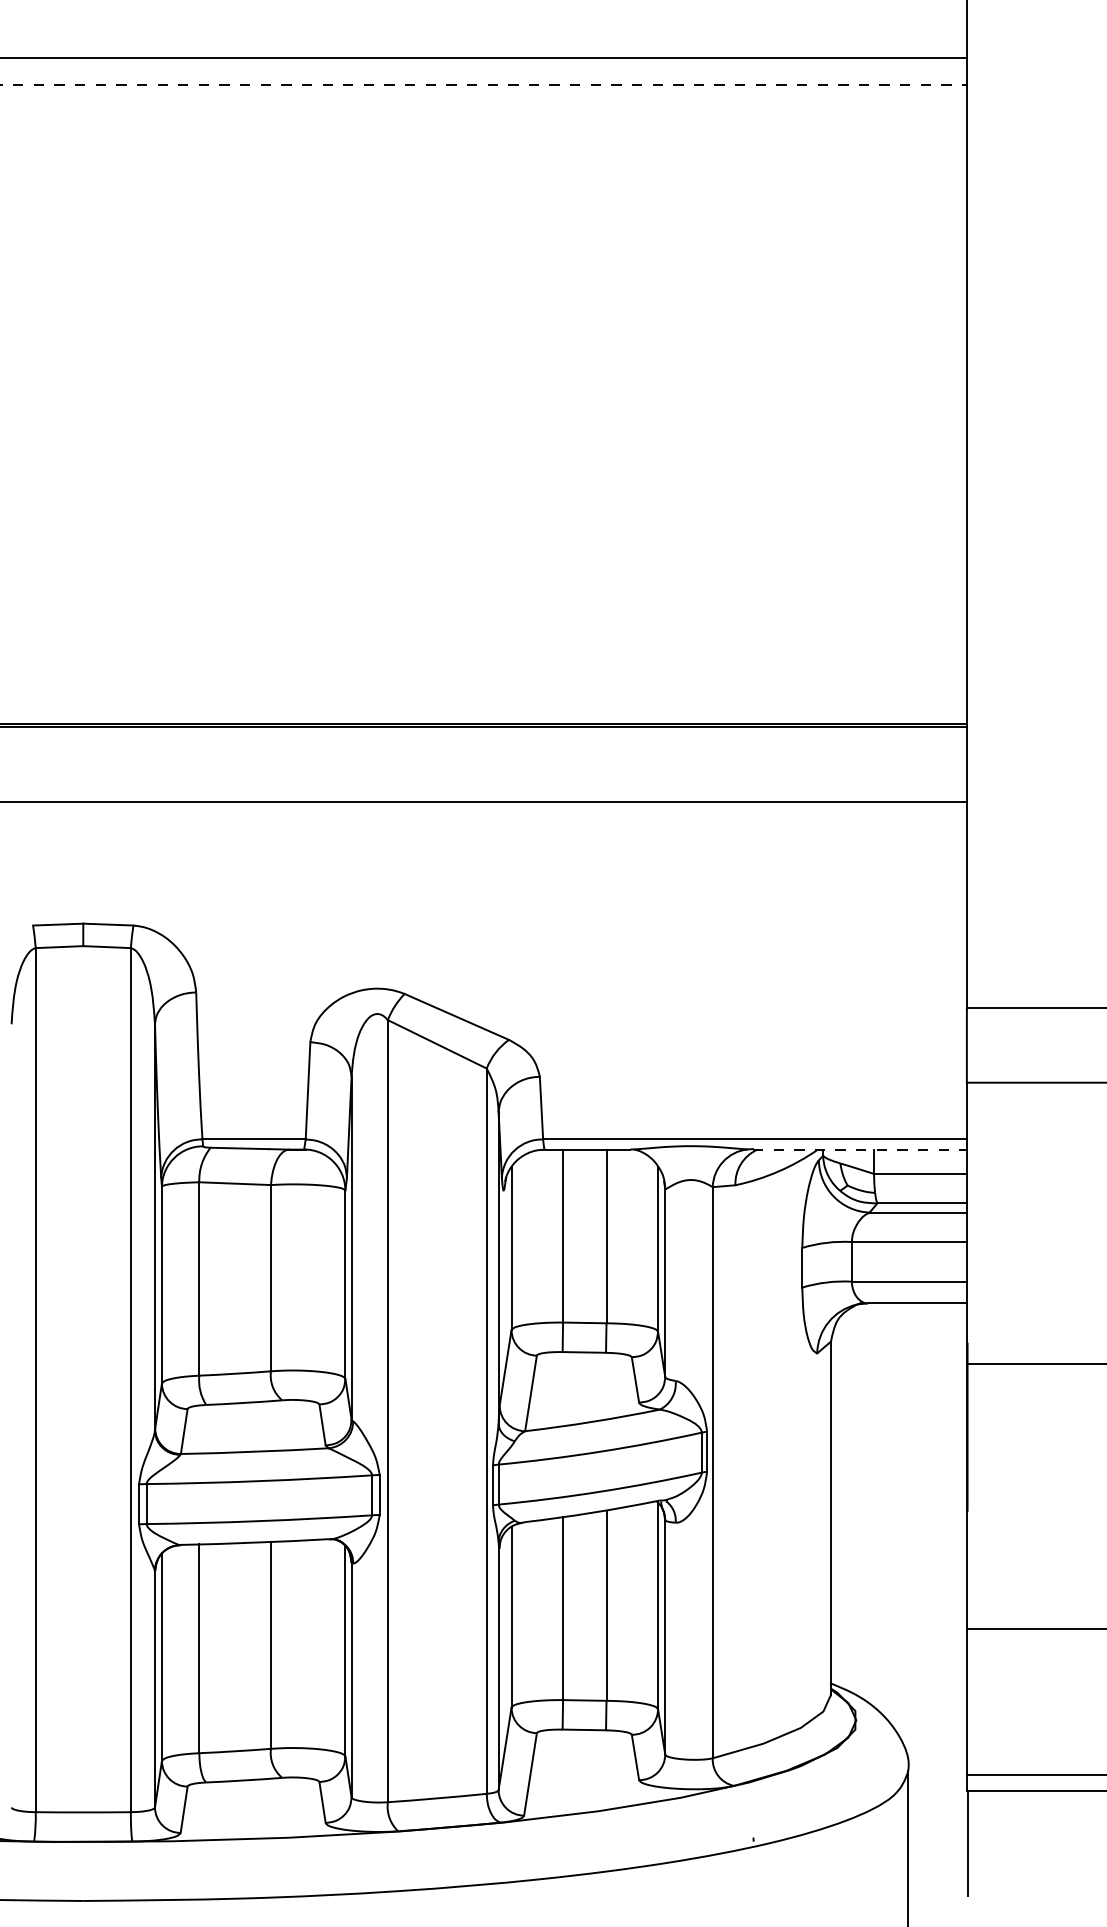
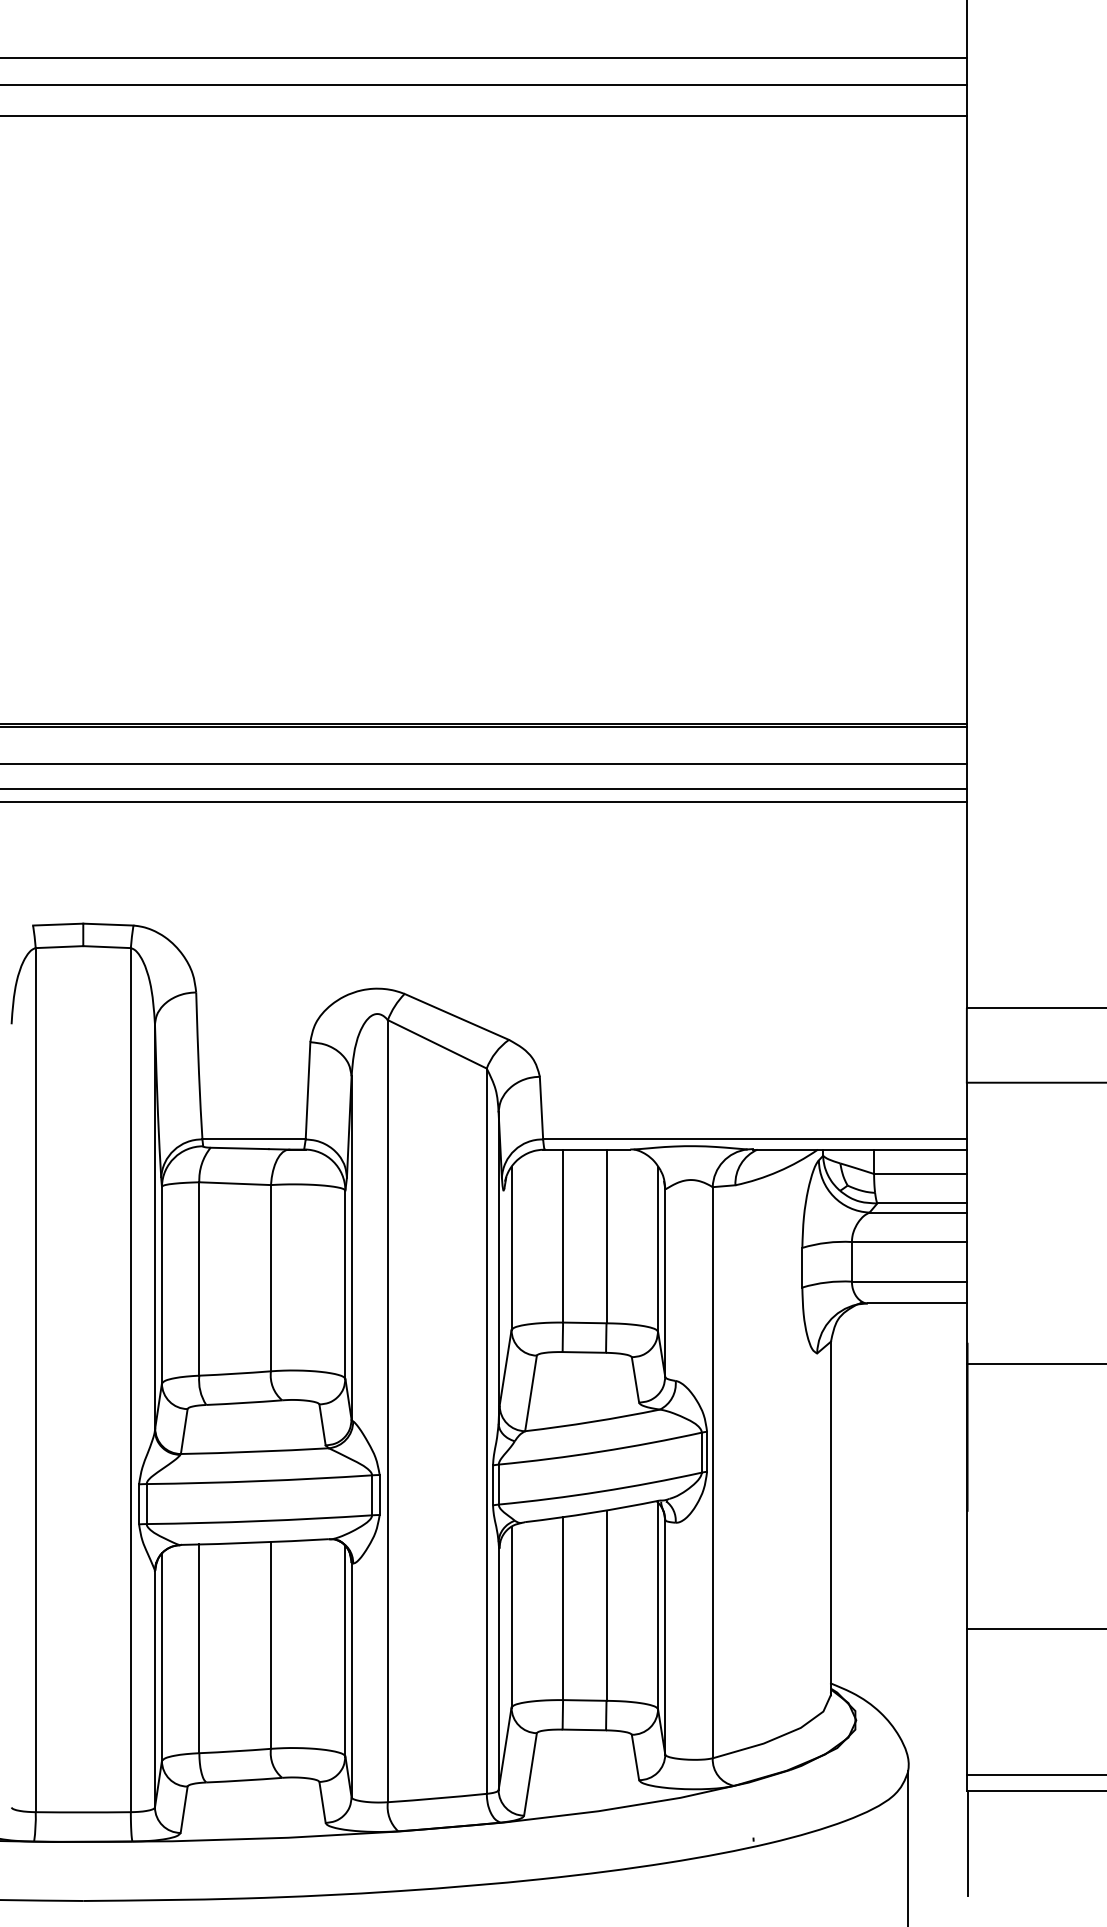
line: dashed -> solid (484, 85)
line: none -> present (484, 115)
line: none -> present (484, 764)
line: none -> present (484, 789)
line: dashed -> solid (859, 1149)
